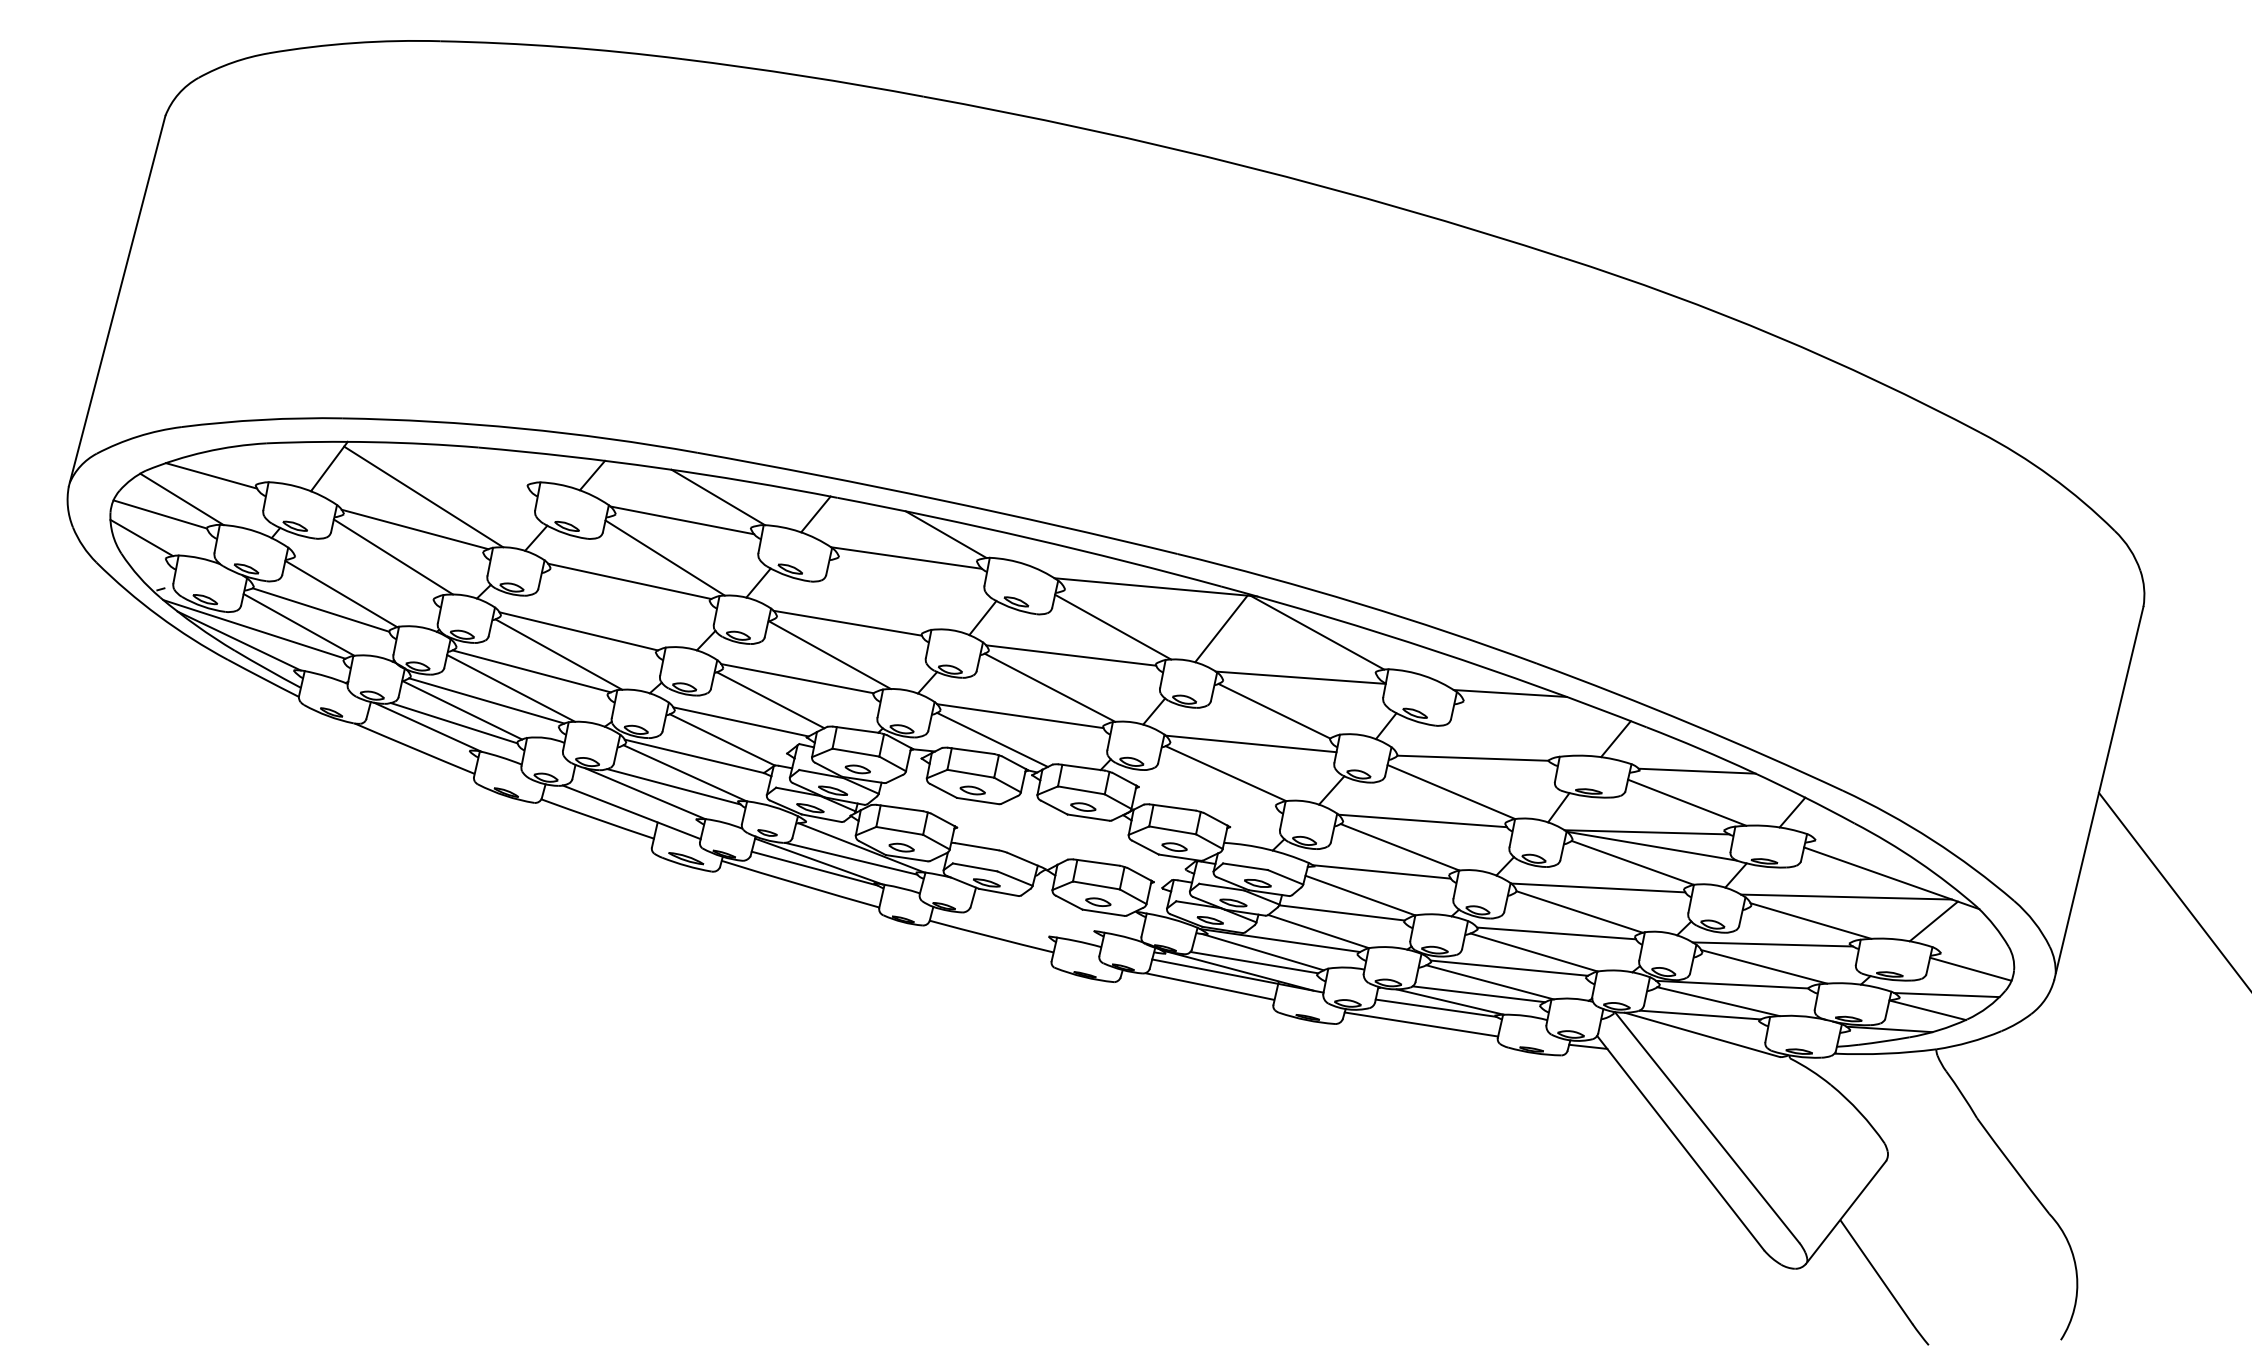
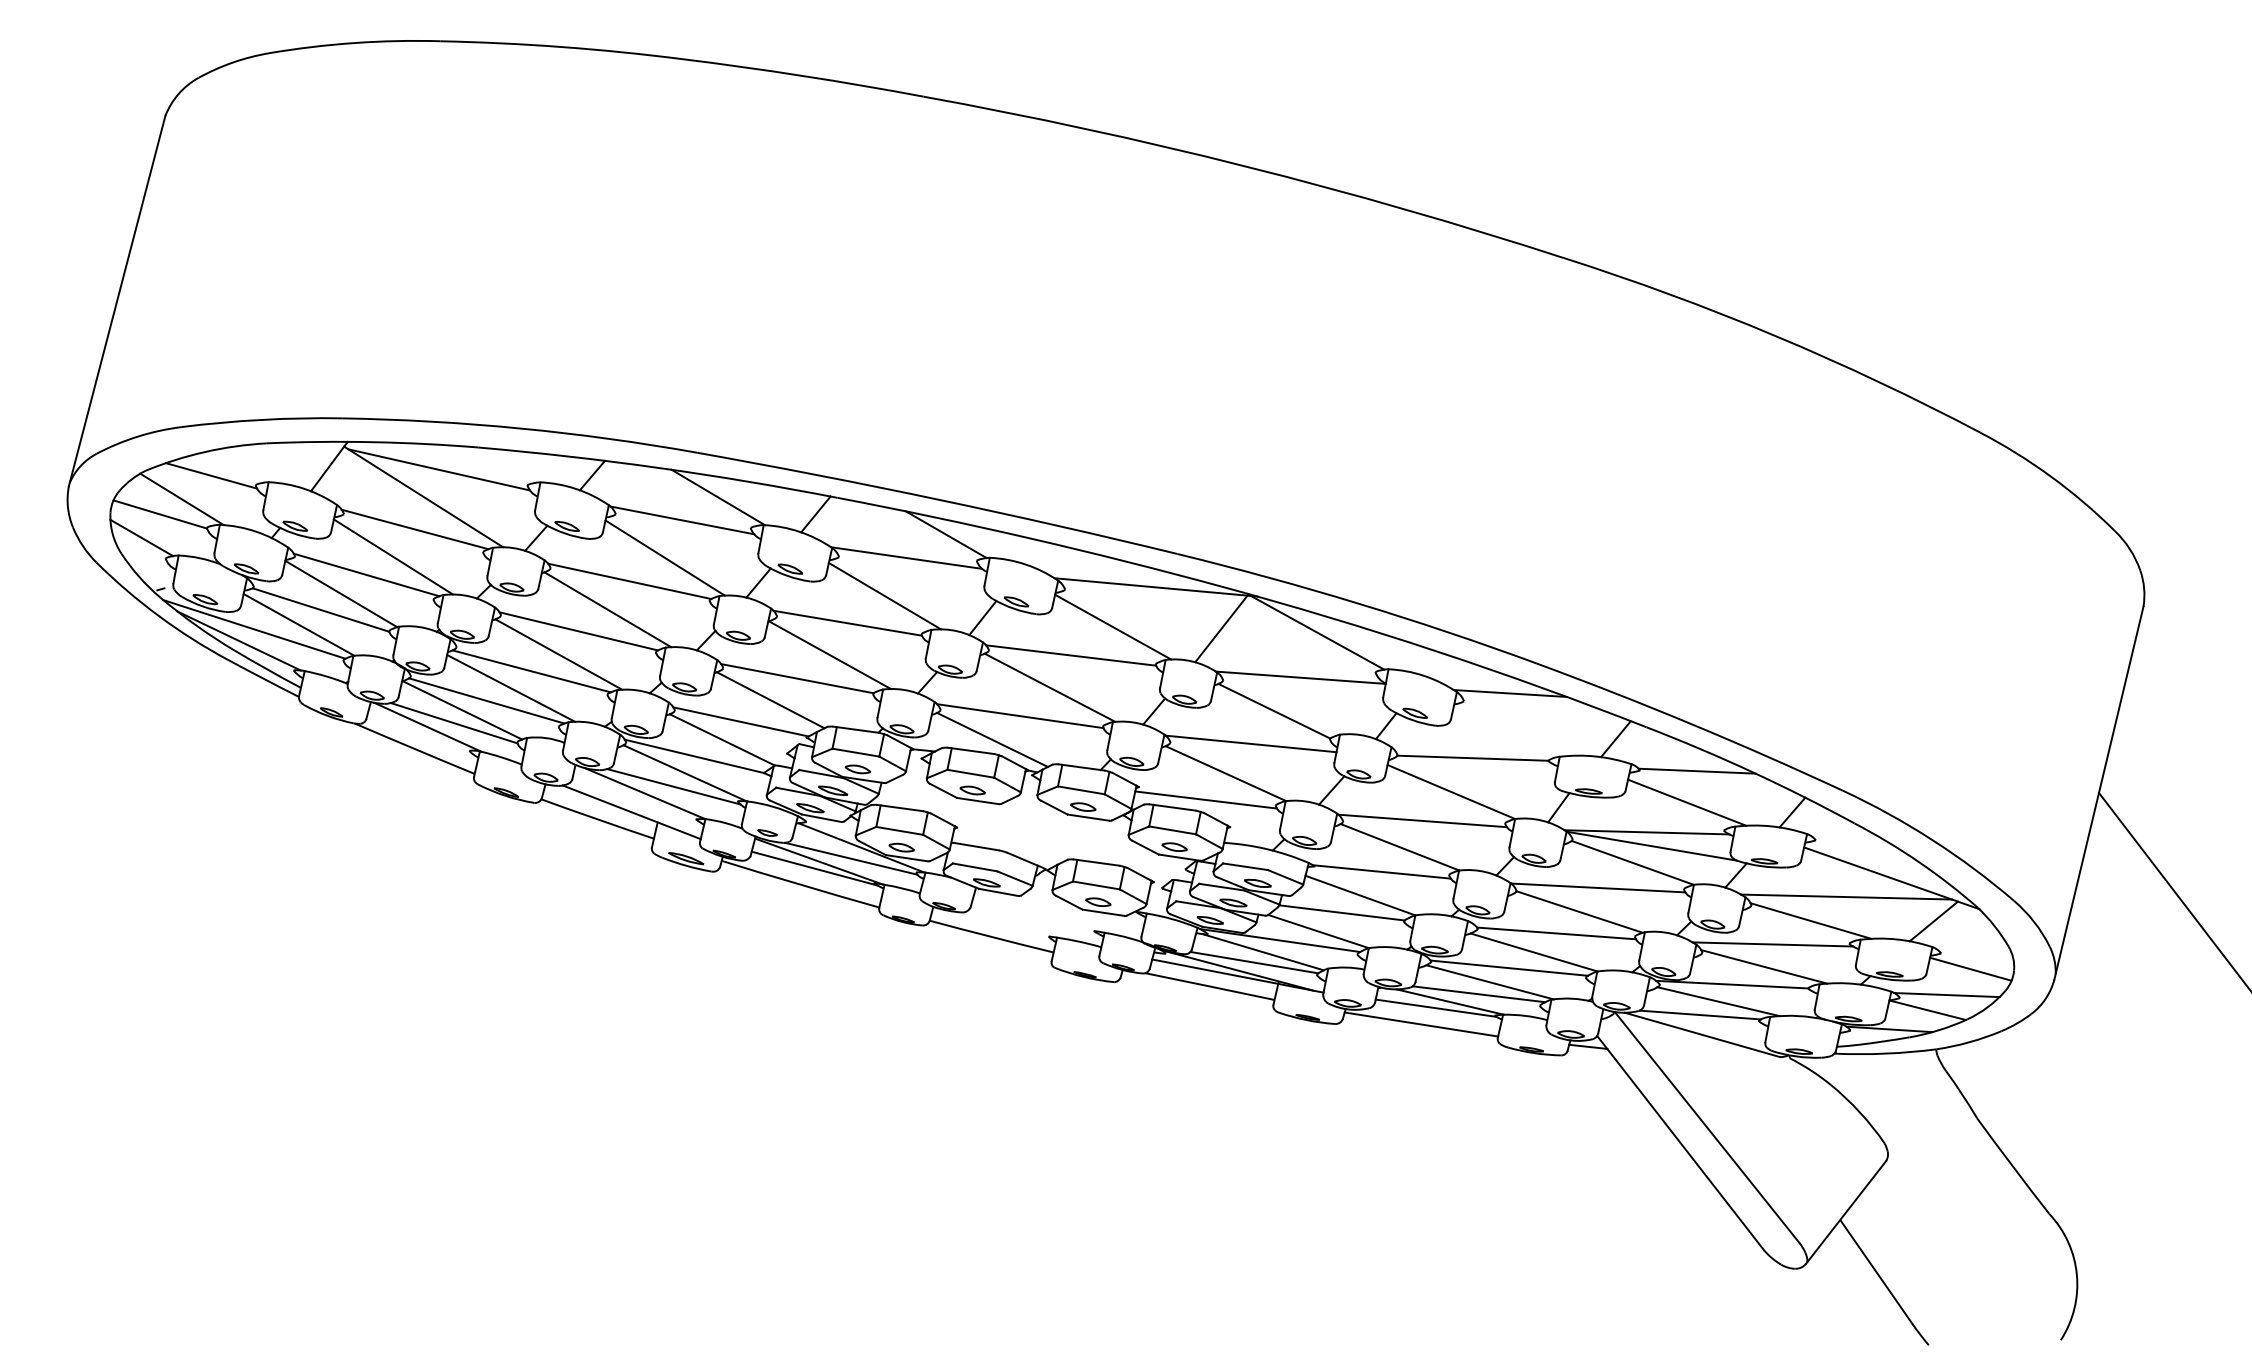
line: none -> present (439, 469)
line: none -> present (366, 574)
line: none -> present (884, 595)
line: none -> present (607, 609)
line: none -> present (1206, 799)
